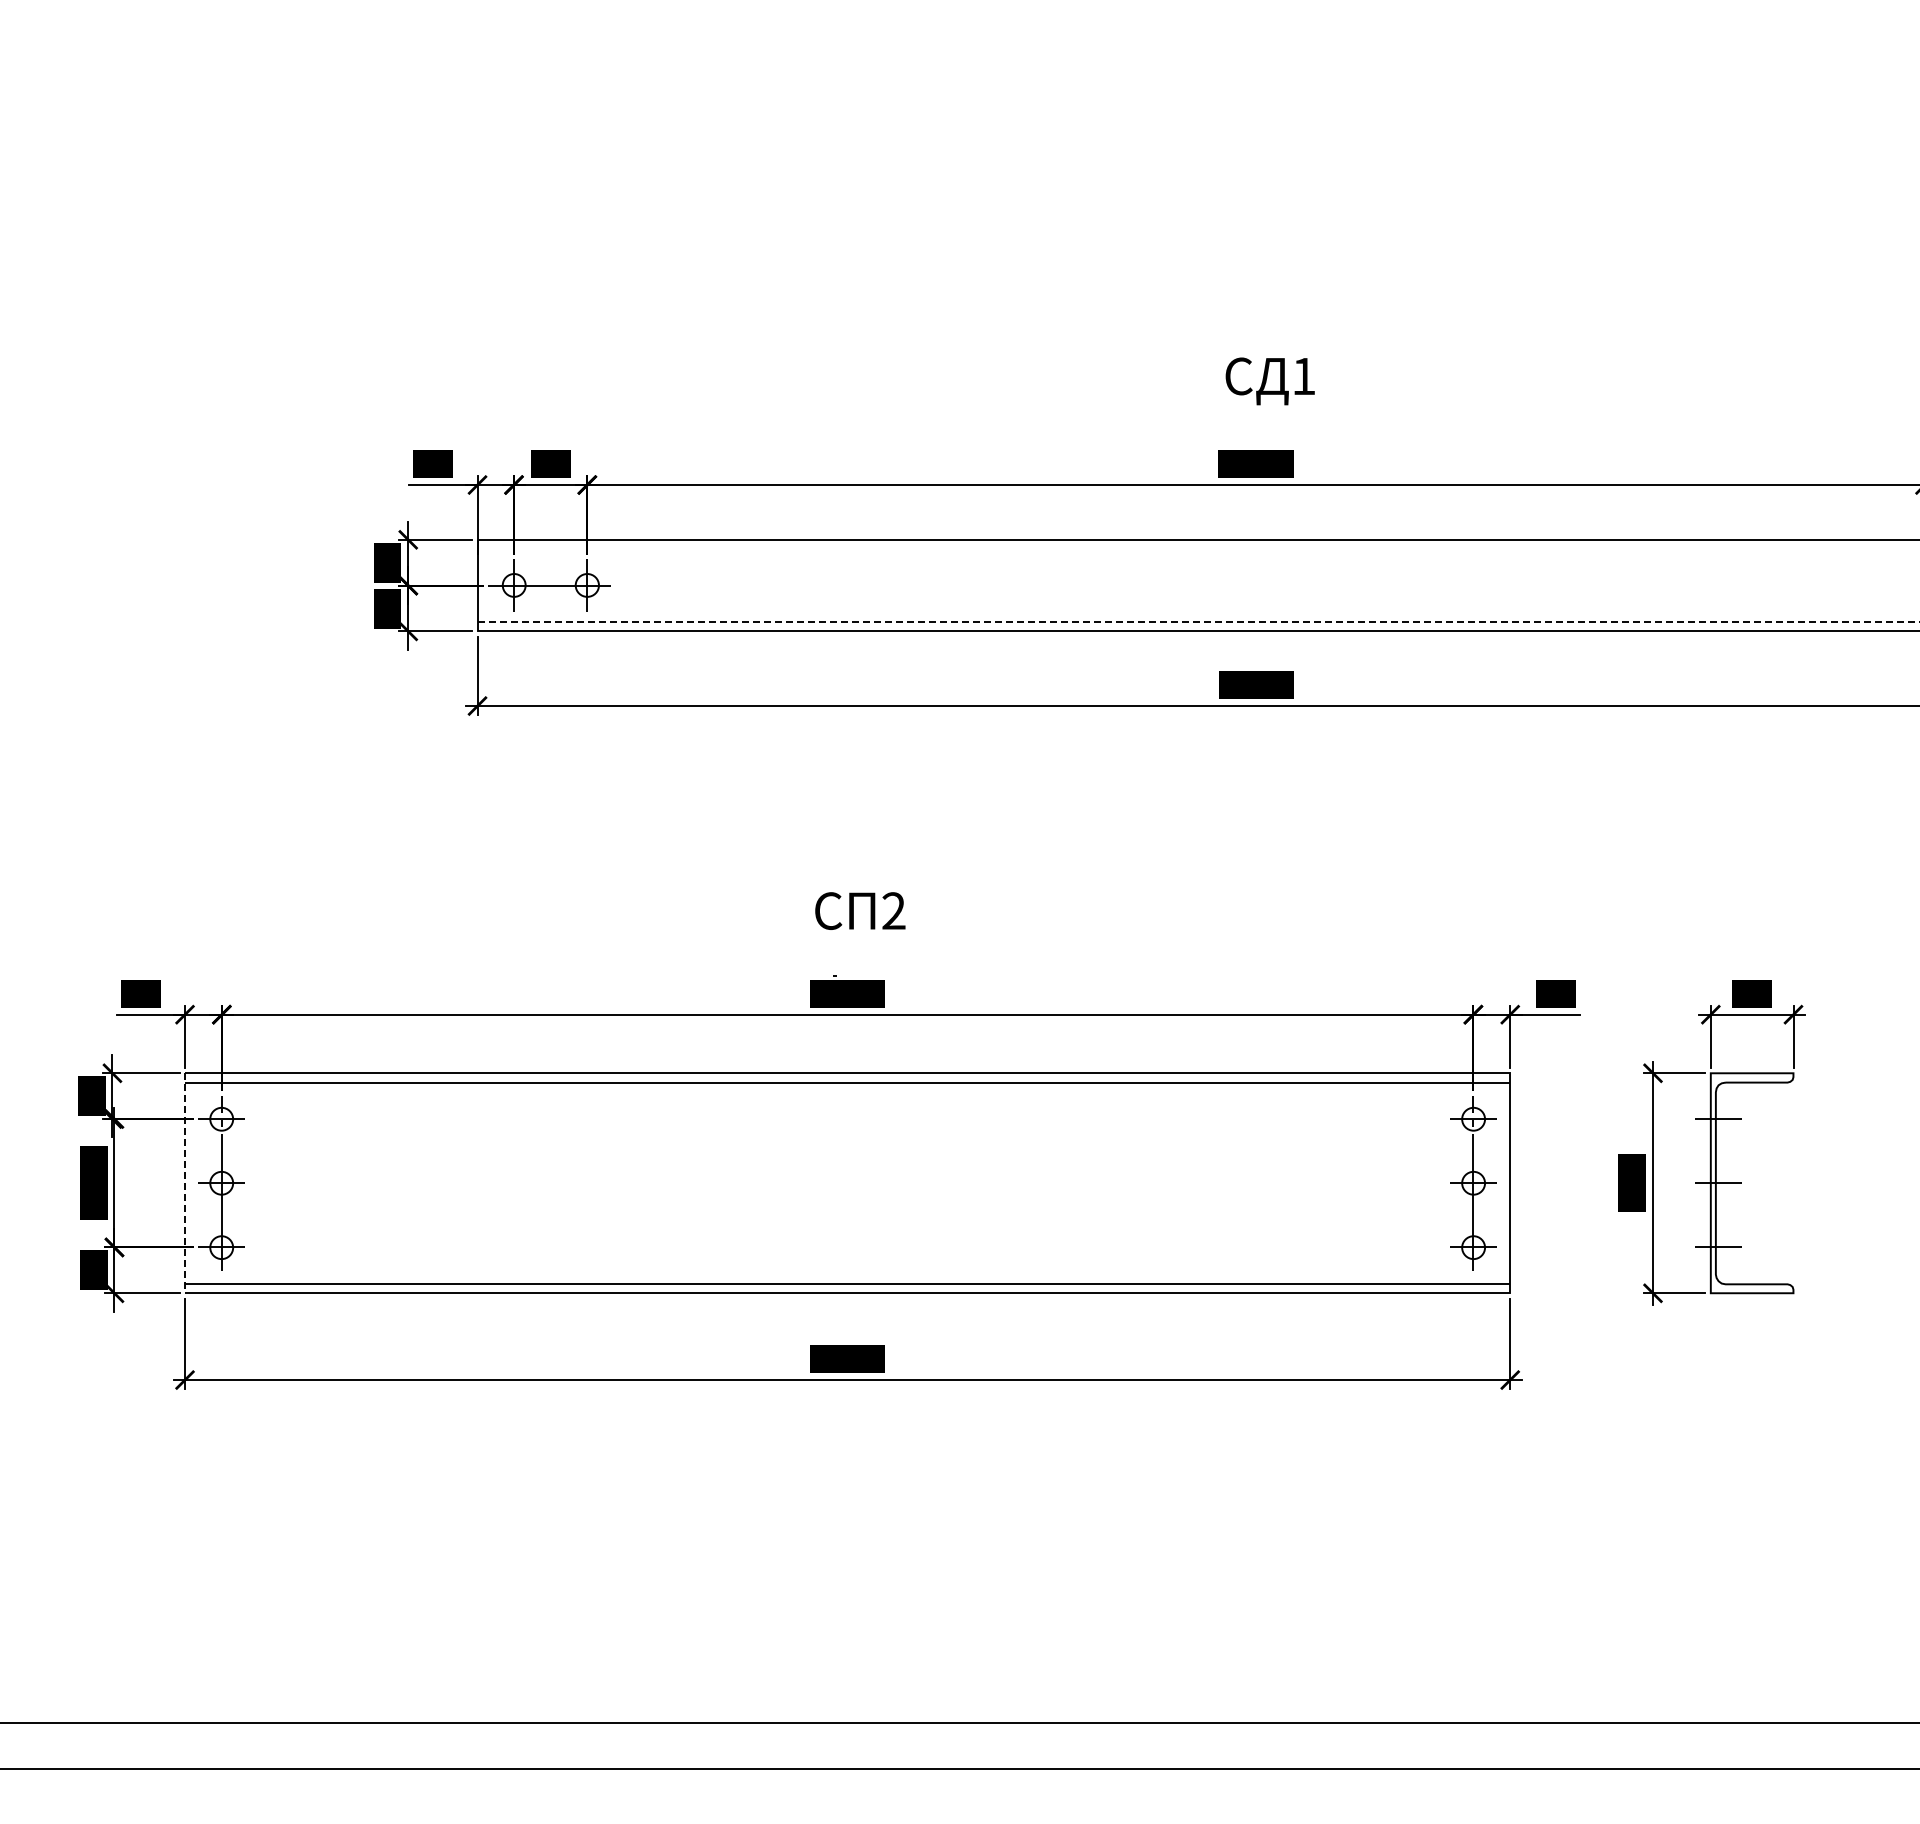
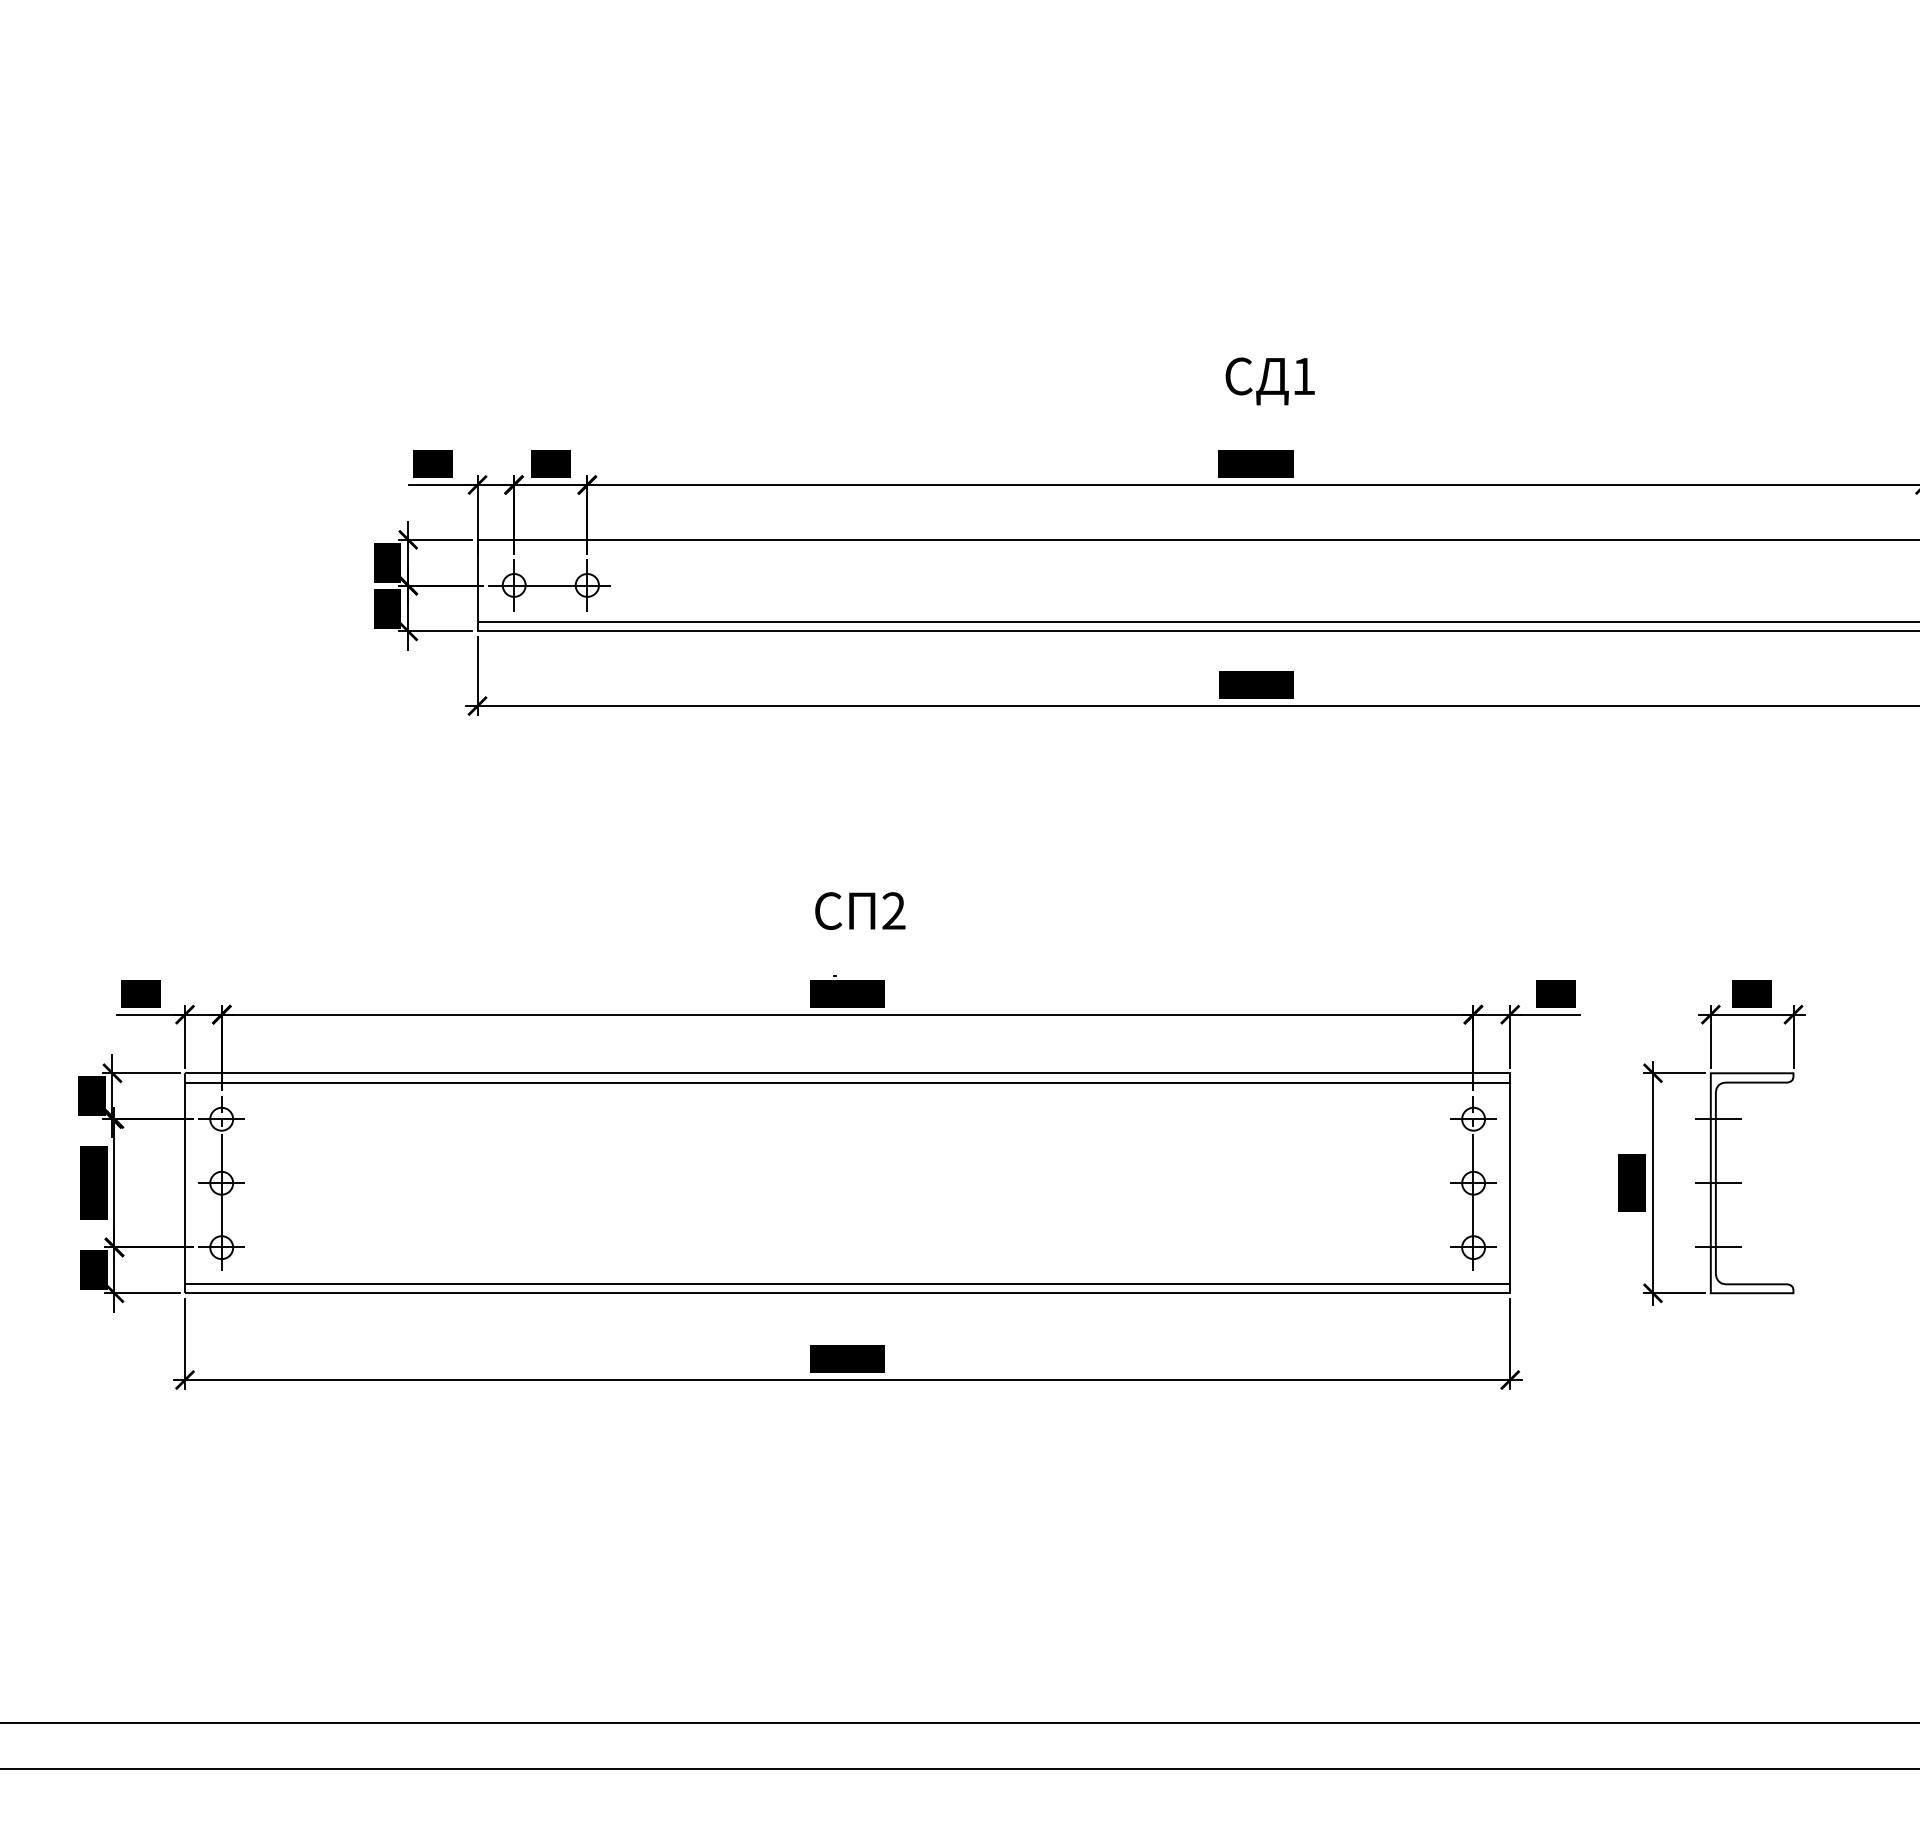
line: dashed -> solid (1198, 622)
line: dashed -> solid (185, 1183)
